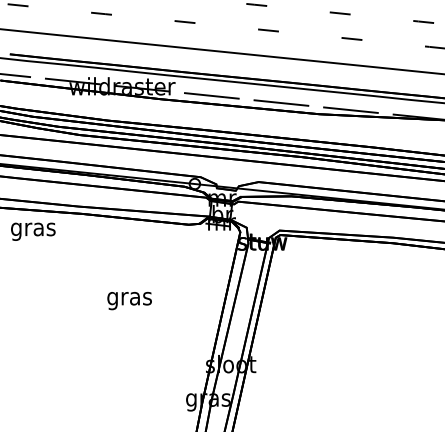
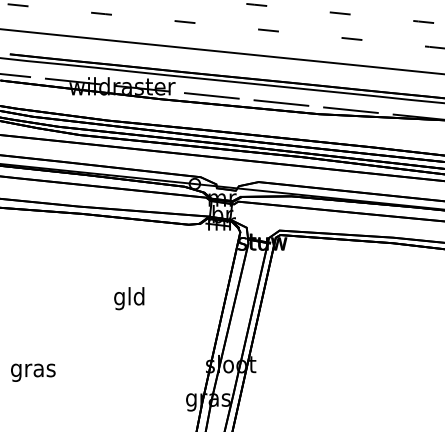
text position: (33, 231) -> (33, 372) (33, 372)
text: gras -> gld (129, 298)
